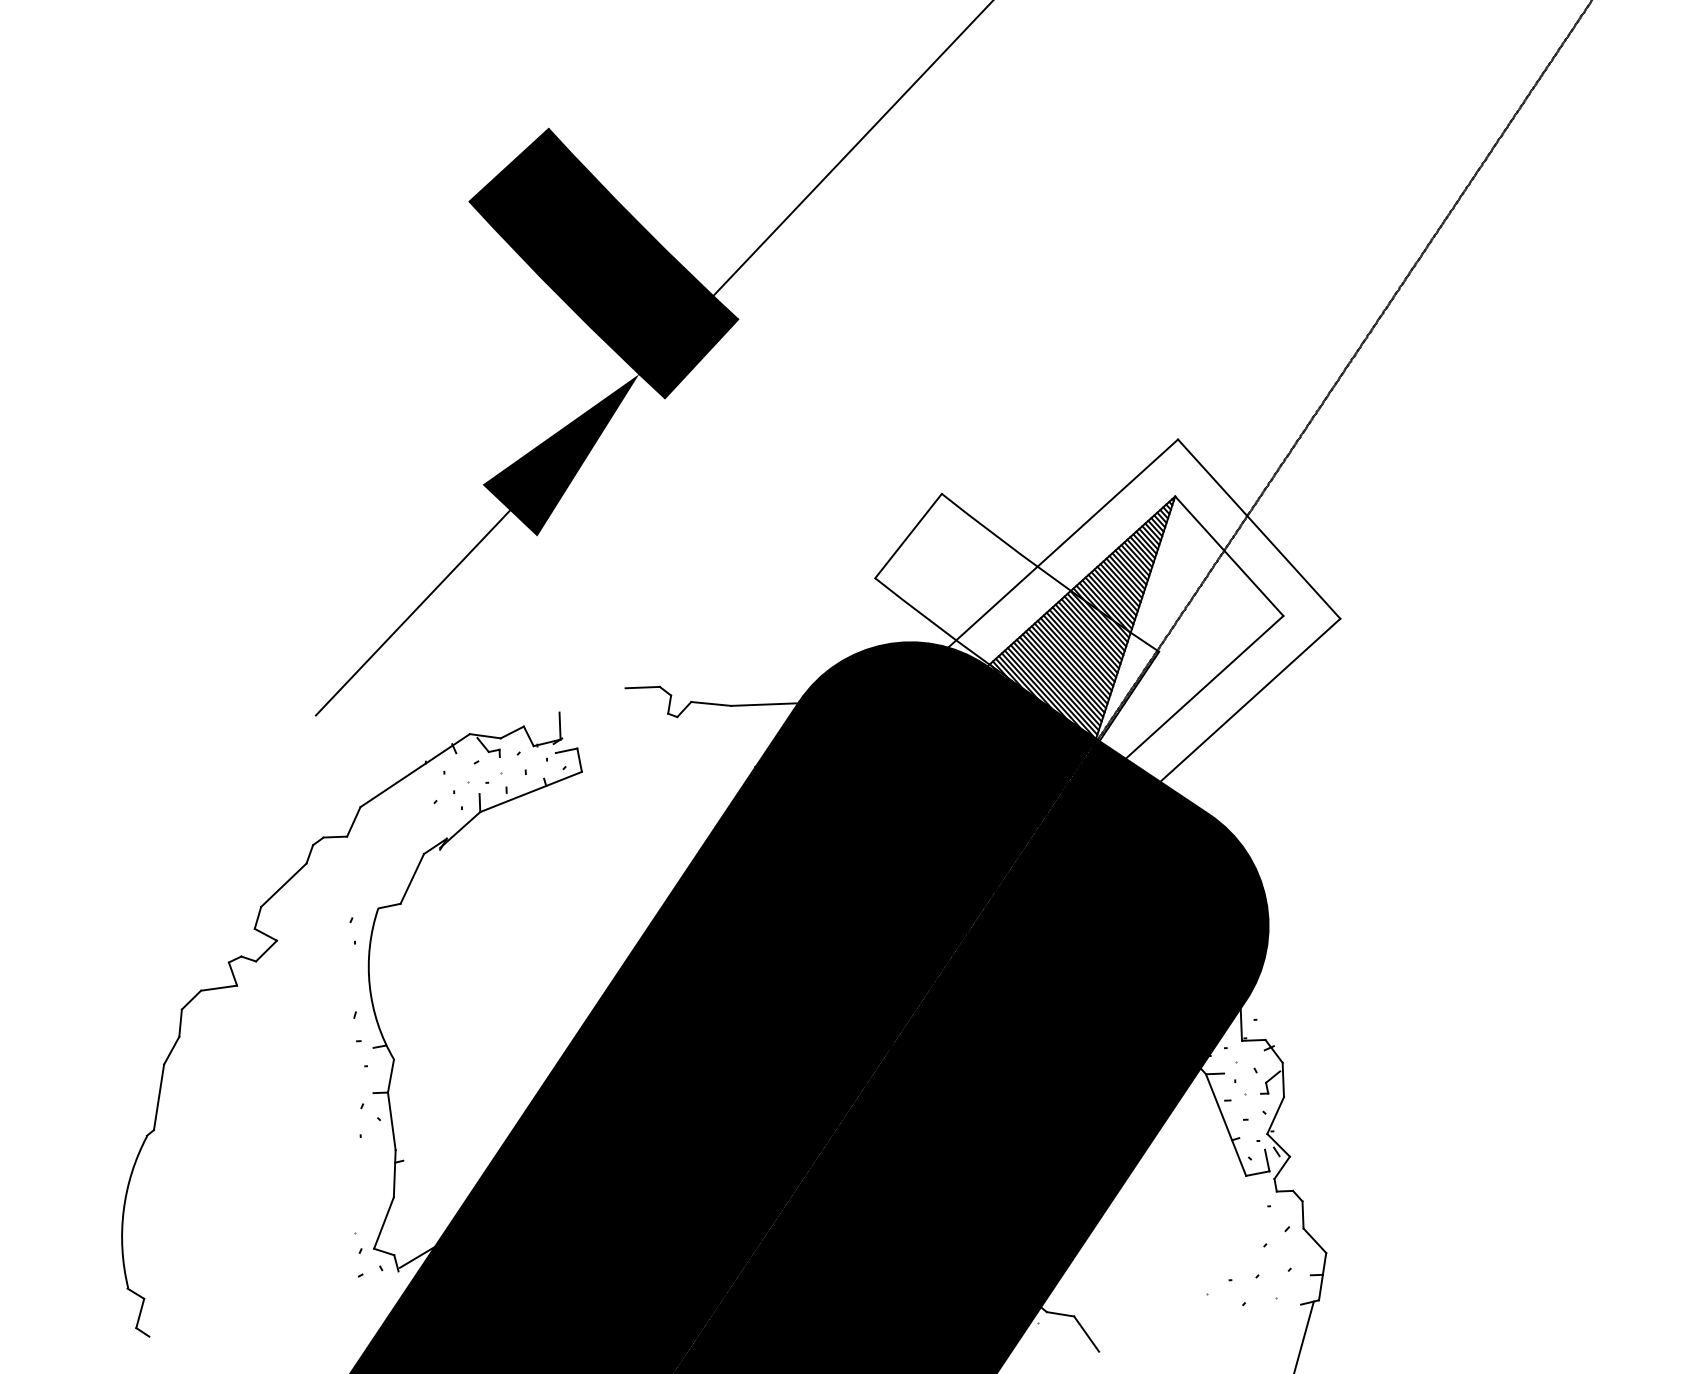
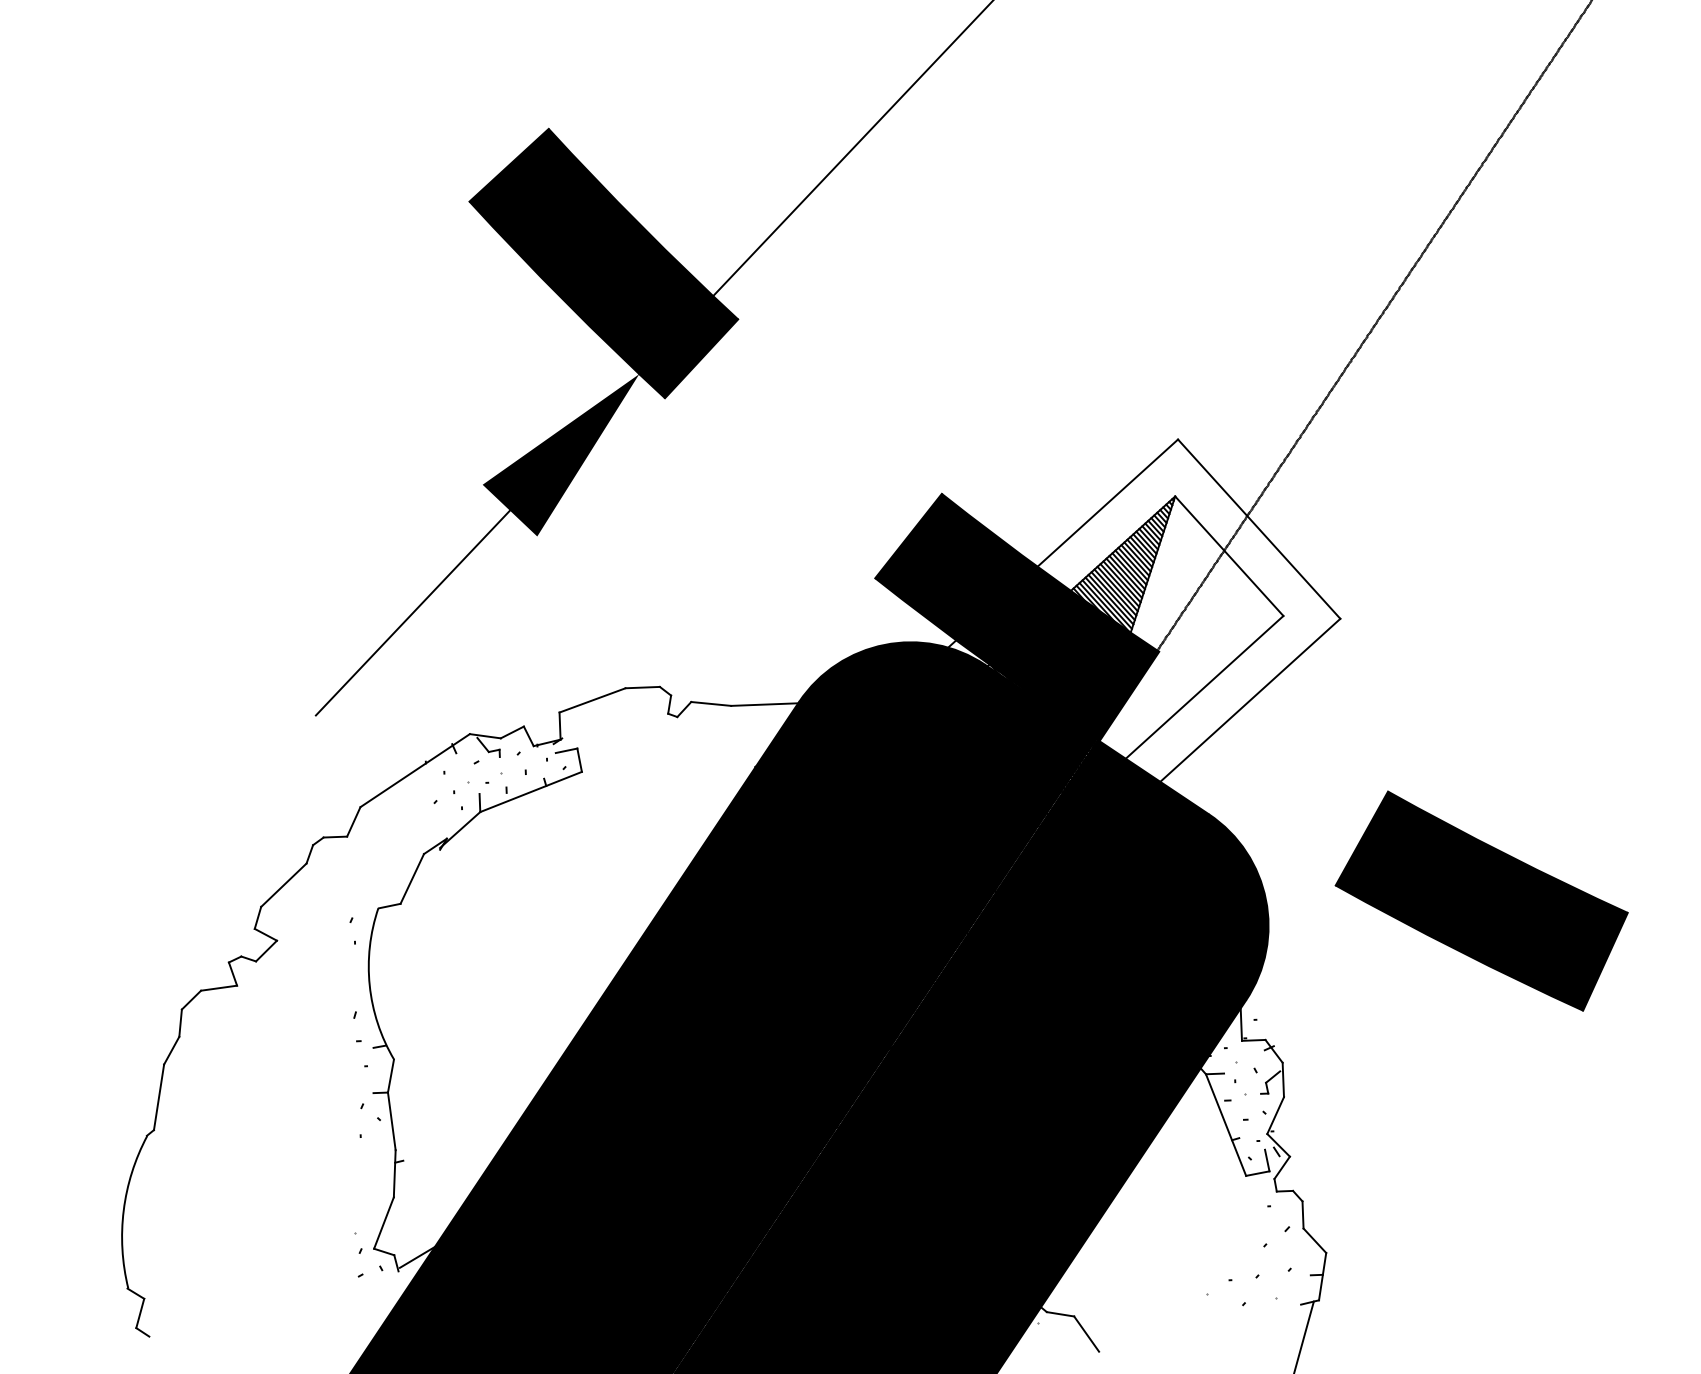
fill: none -> present (1017, 617)
line: none -> present (592, 700)
part: none -> present (1481, 900)
